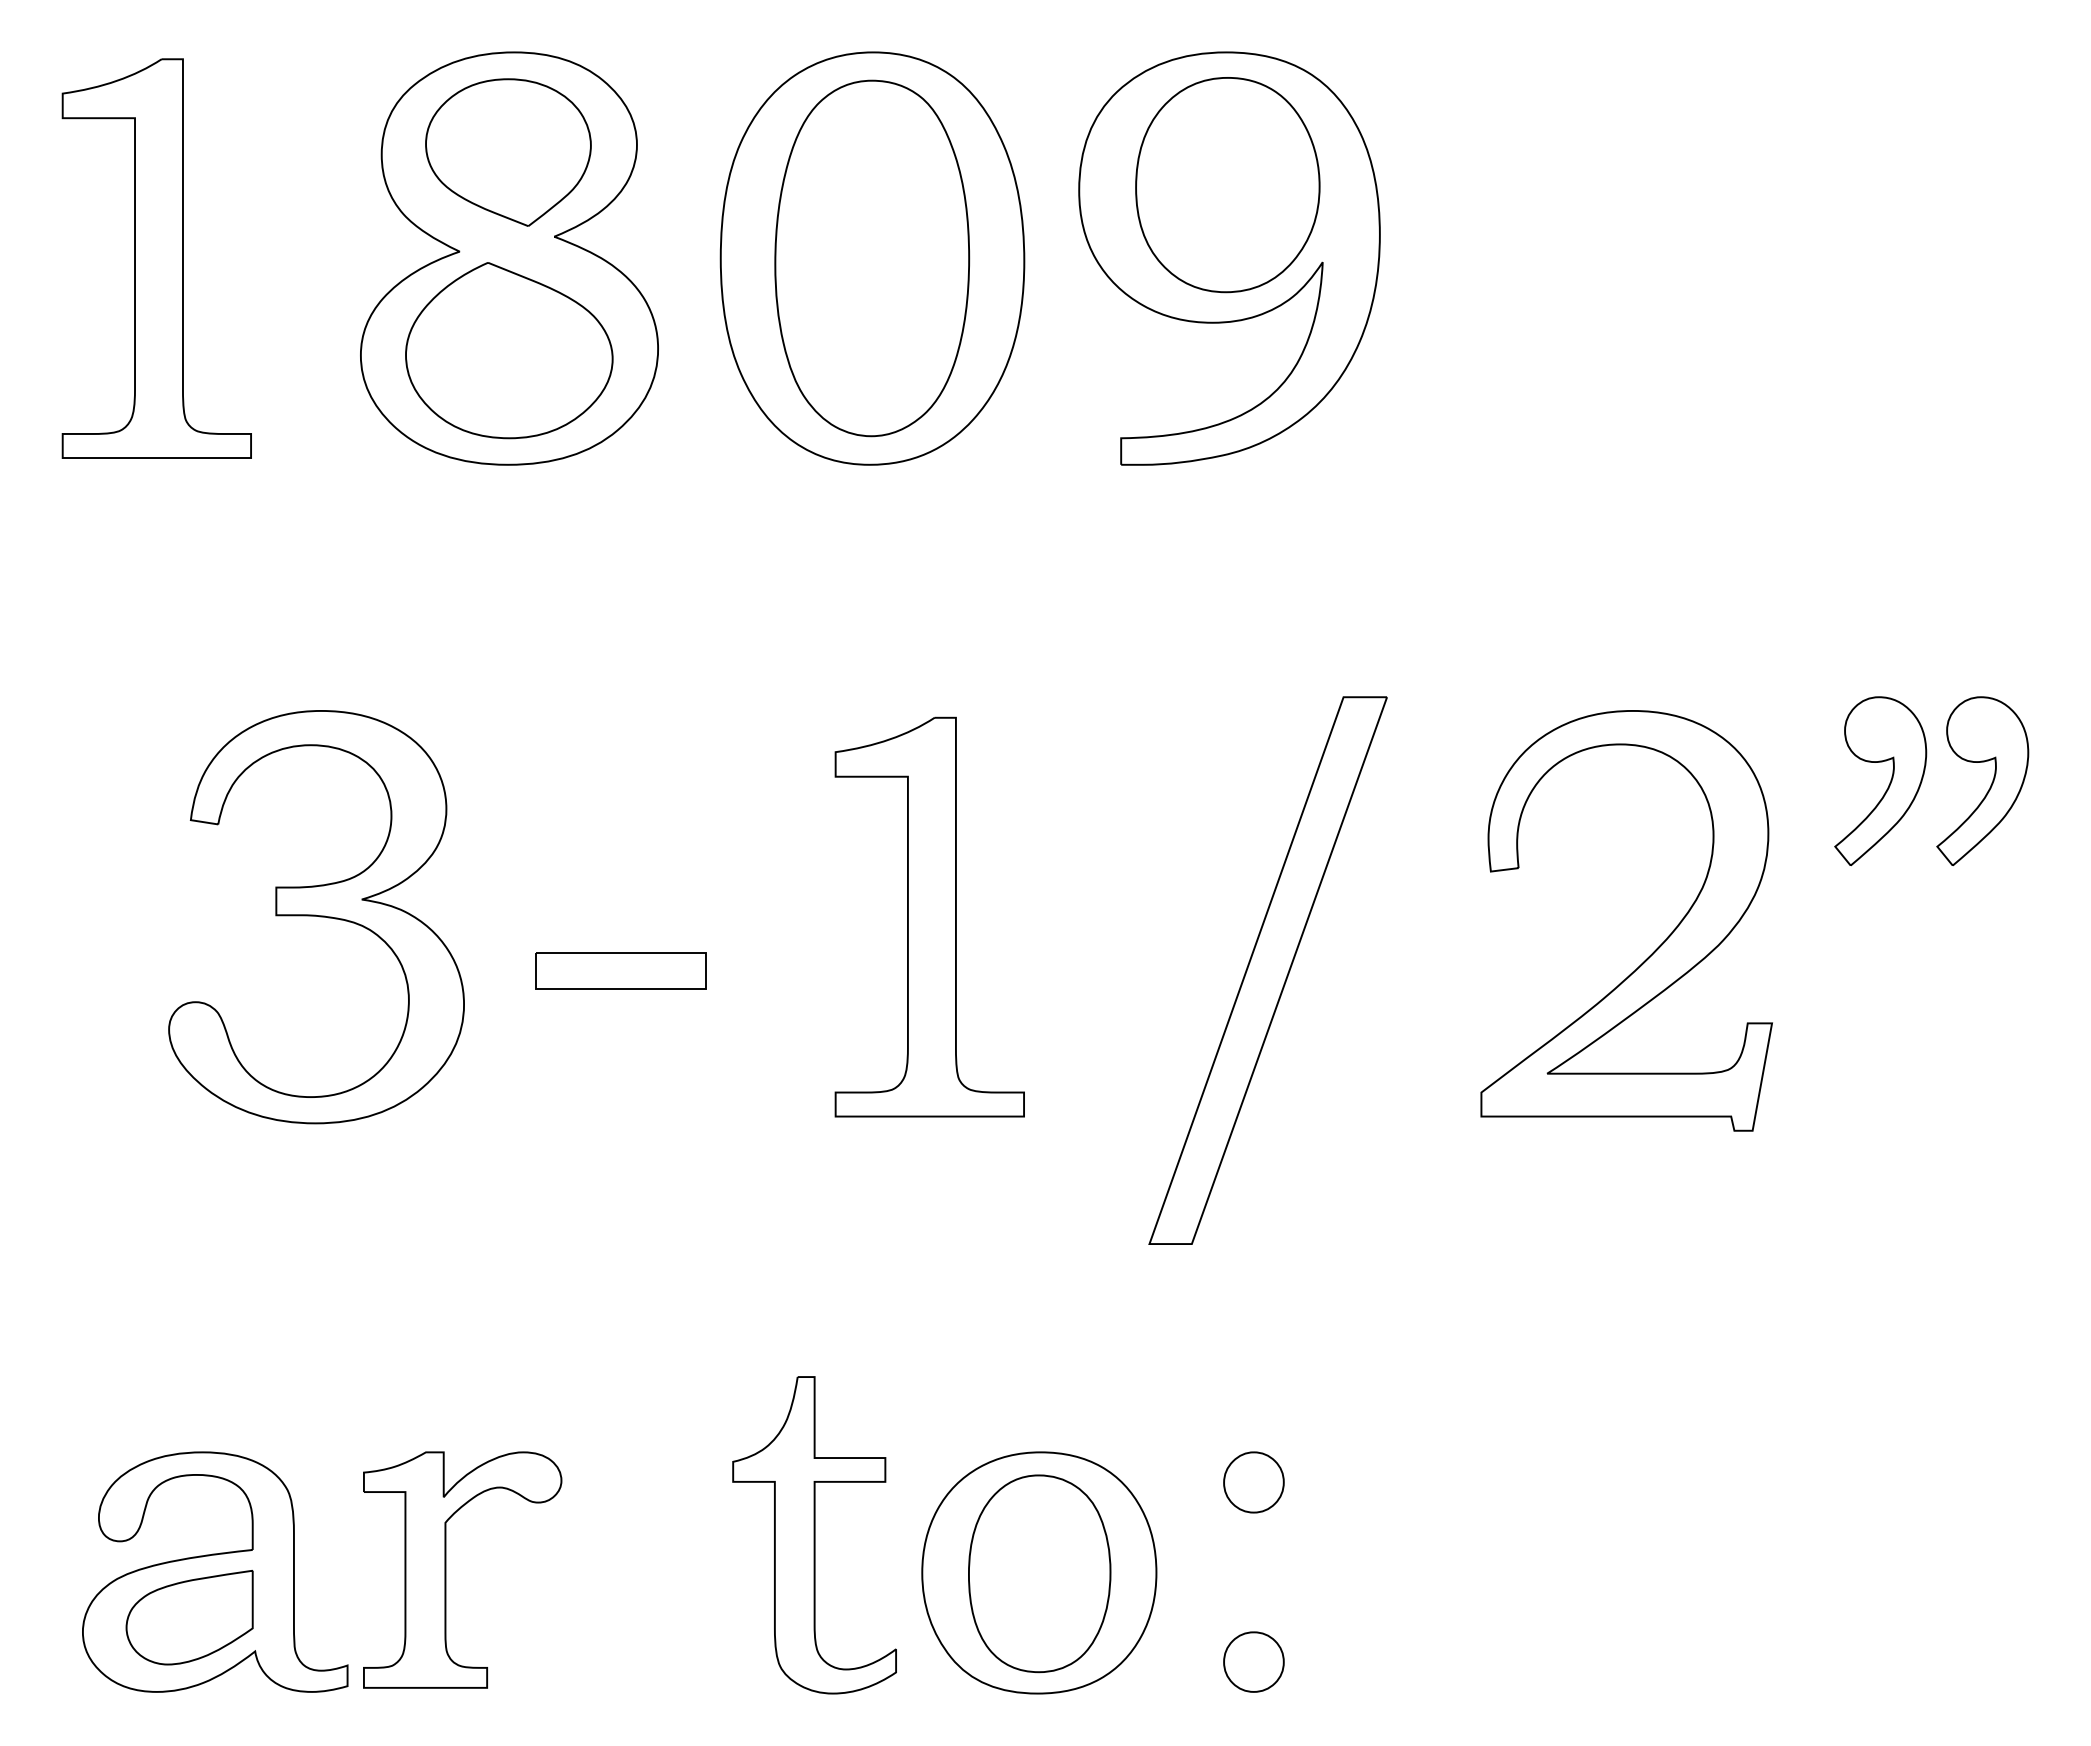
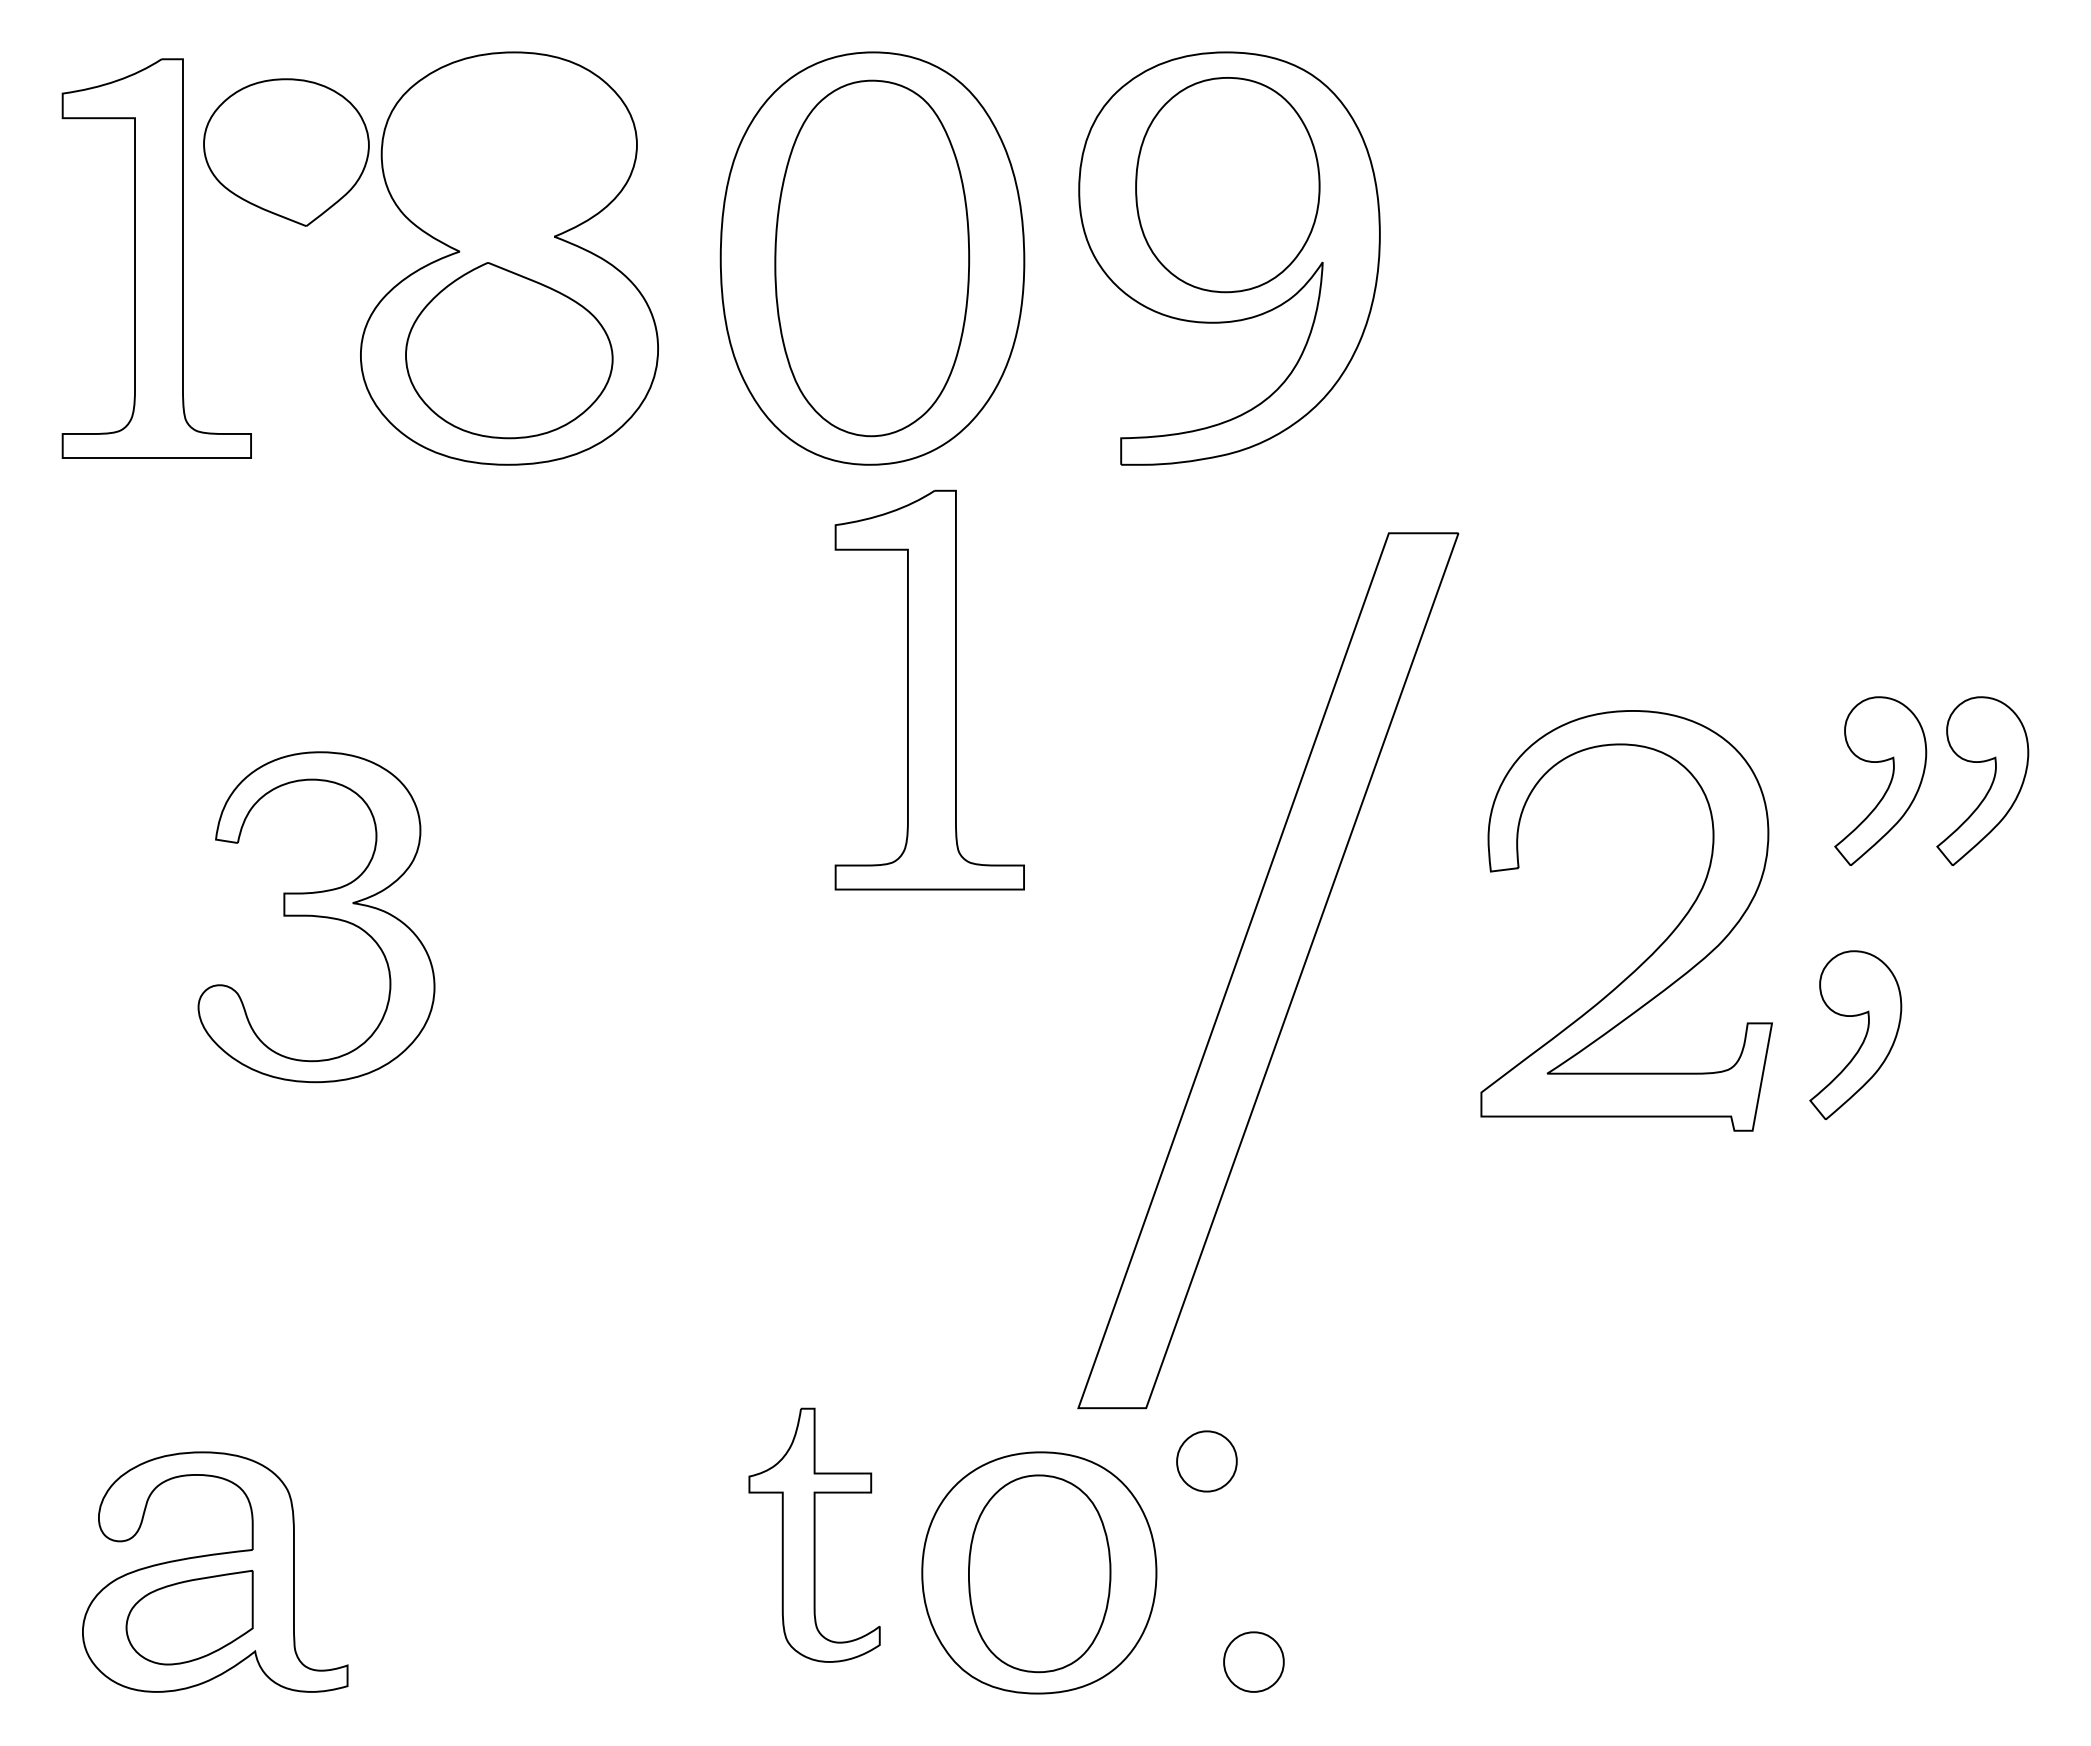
part position: (508, 152) -> (286, 152) (286, 152)
part position: (929, 916) -> (929, 689) (929, 689)
part size: 297x415 px -> 239x333 px (316, 917)
part: present -> none (620, 970)
part size: 240x549 px -> 383x878 px (1268, 970)
part: none -> present (1864, 1036)
part position: (1253, 1482) -> (1206, 1461) (1206, 1461)
part size: 165x319 px -> 133x256 px (814, 1534)
part: present -> none (446, 1569)
